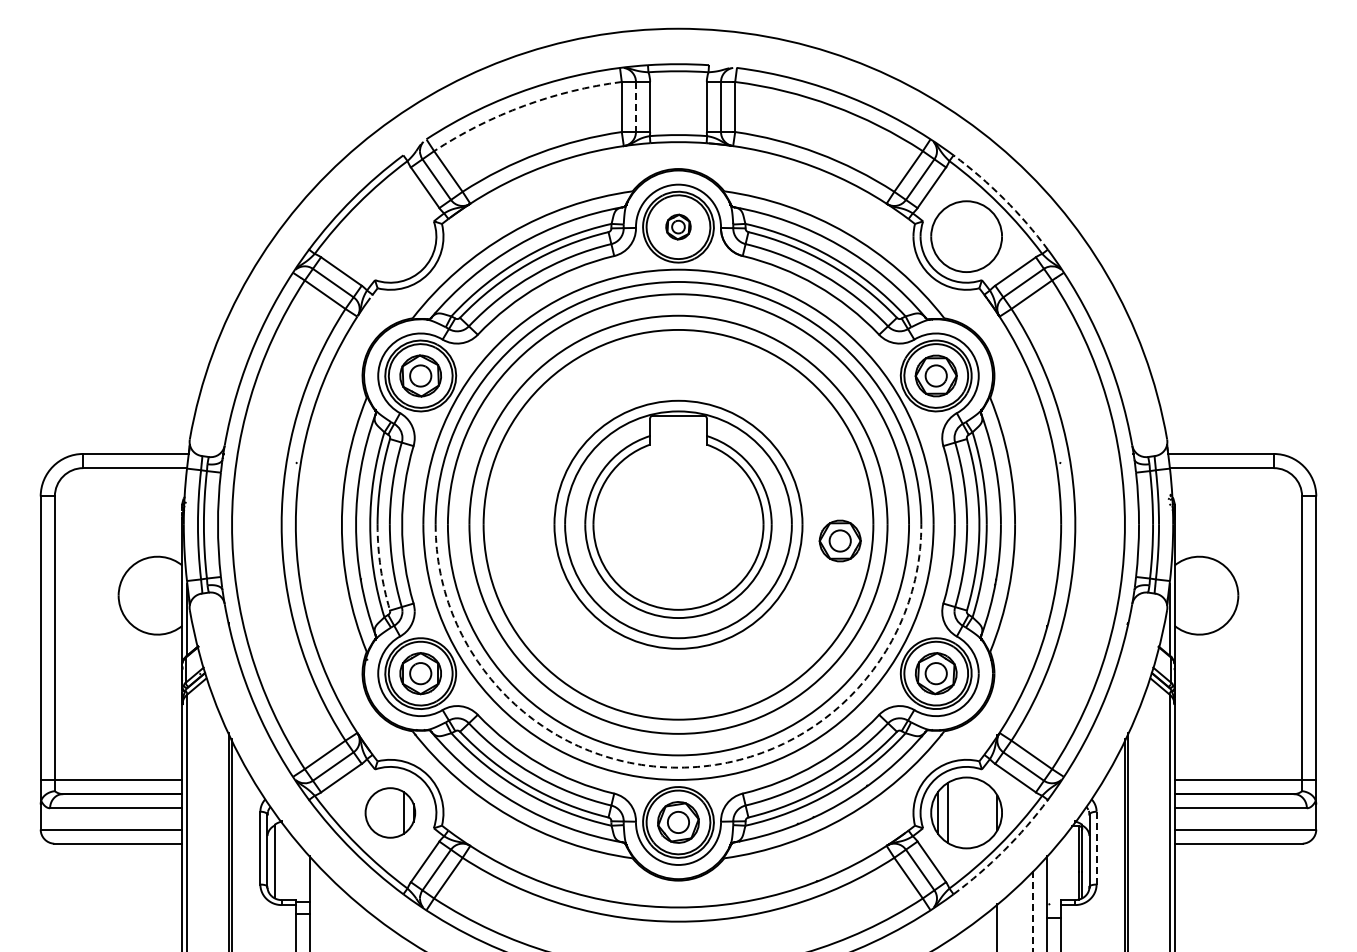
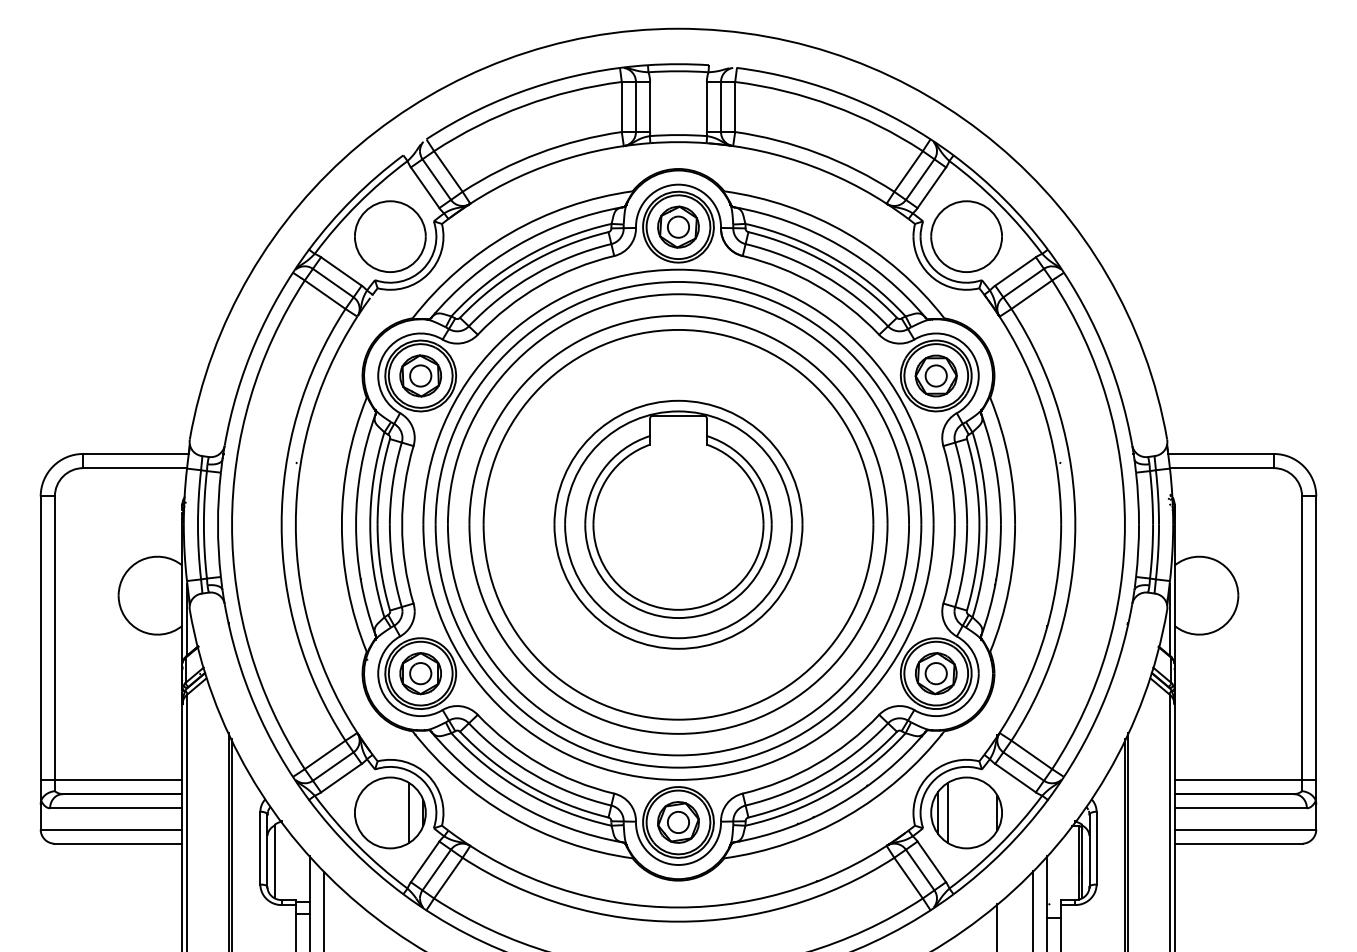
arc: dashed -> solid (524, 105)
line: dashed -> solid (635, 107)
arc: dashed -> solid (1004, 199)
part size: 27x28 px -> 43x44 px (678, 226)
part: none -> present (390, 236)
part: present -> none (839, 540)
arc: dashed -> solid (380, 568)
arc: dashed -> solid (678, 767)
part size: 53x52 px -> 73x74 px (390, 812)
line: dashed -> solid (1096, 848)
arc: dashed -> solid (1004, 850)
line: none -> present (324, 909)
line: dashed -> solid (1033, 911)
